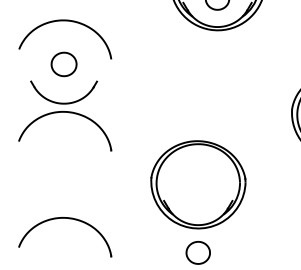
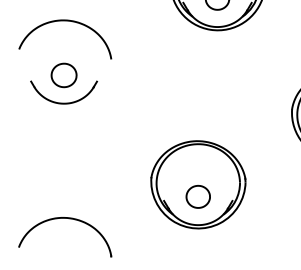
part position: (63, 64) -> (63, 75) (63, 75)
part: present -> none (69, 113)
part position: (197, 252) -> (197, 196) (197, 196)
